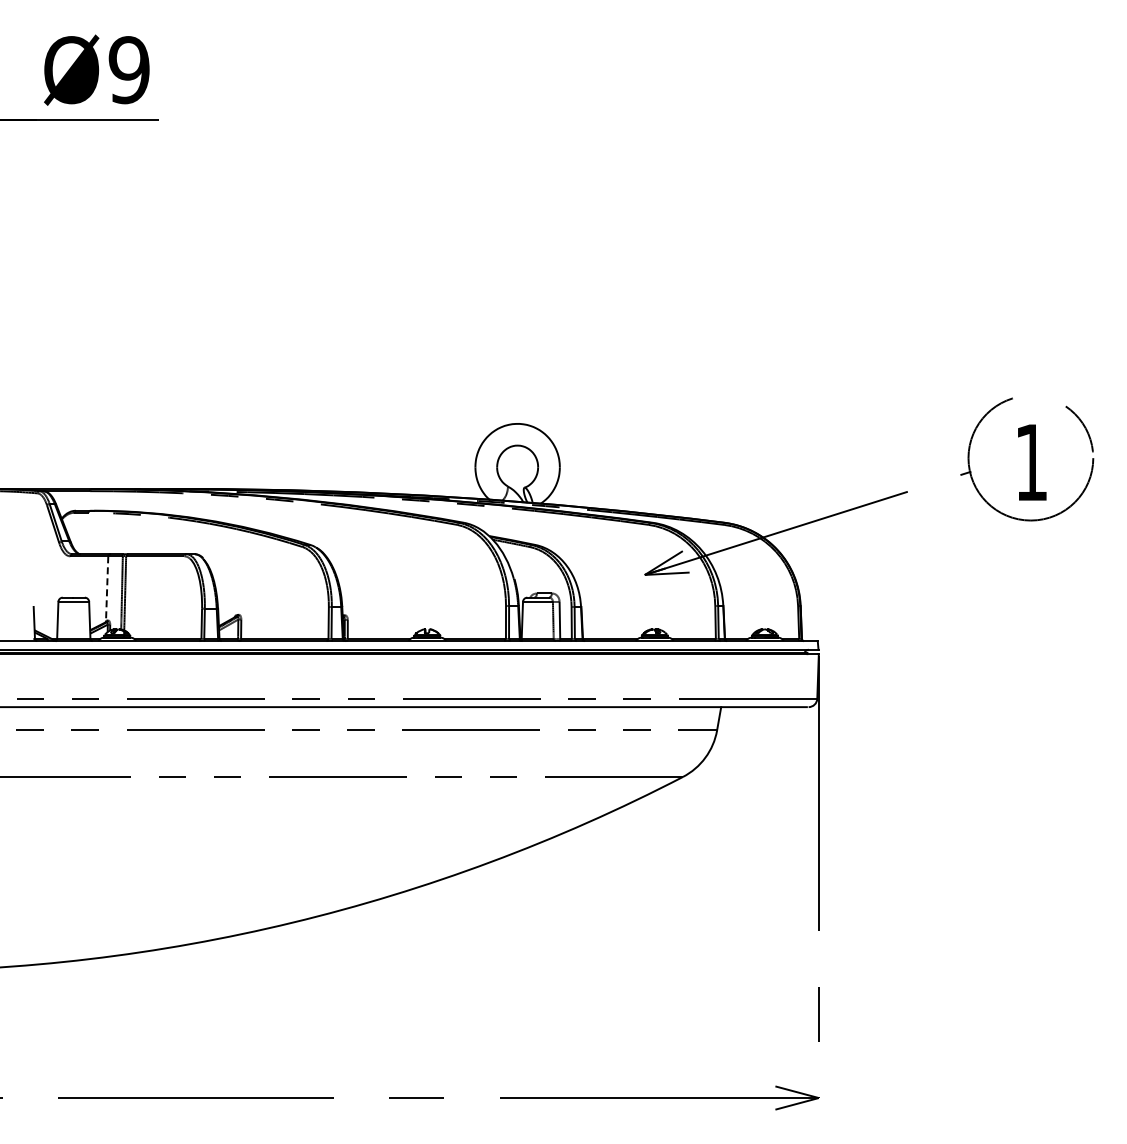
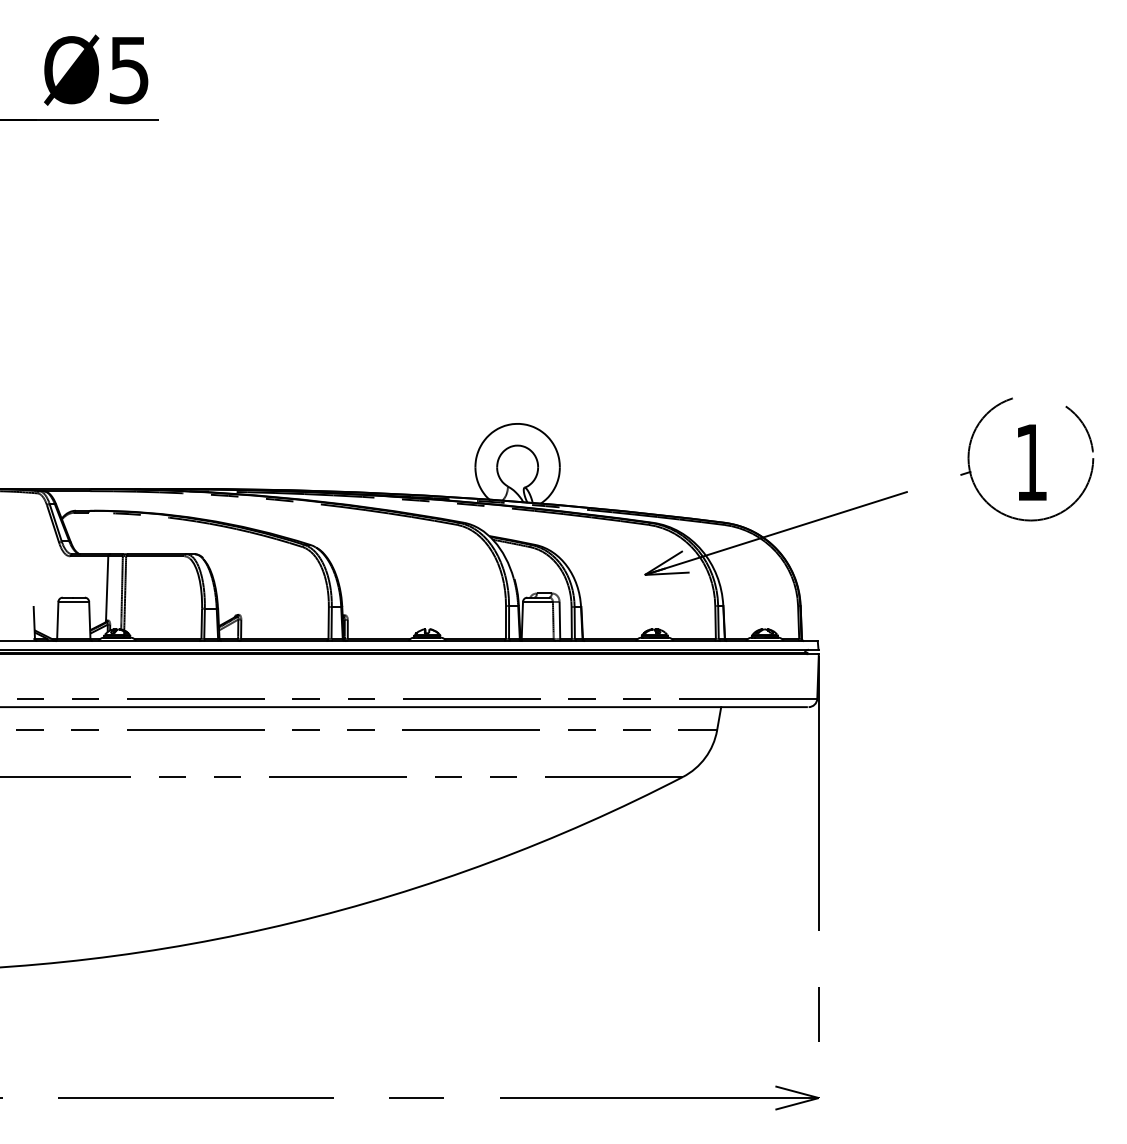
text: Ø9 -> Ø5 (128, 70)
line: dashed -> solid (107, 589)
